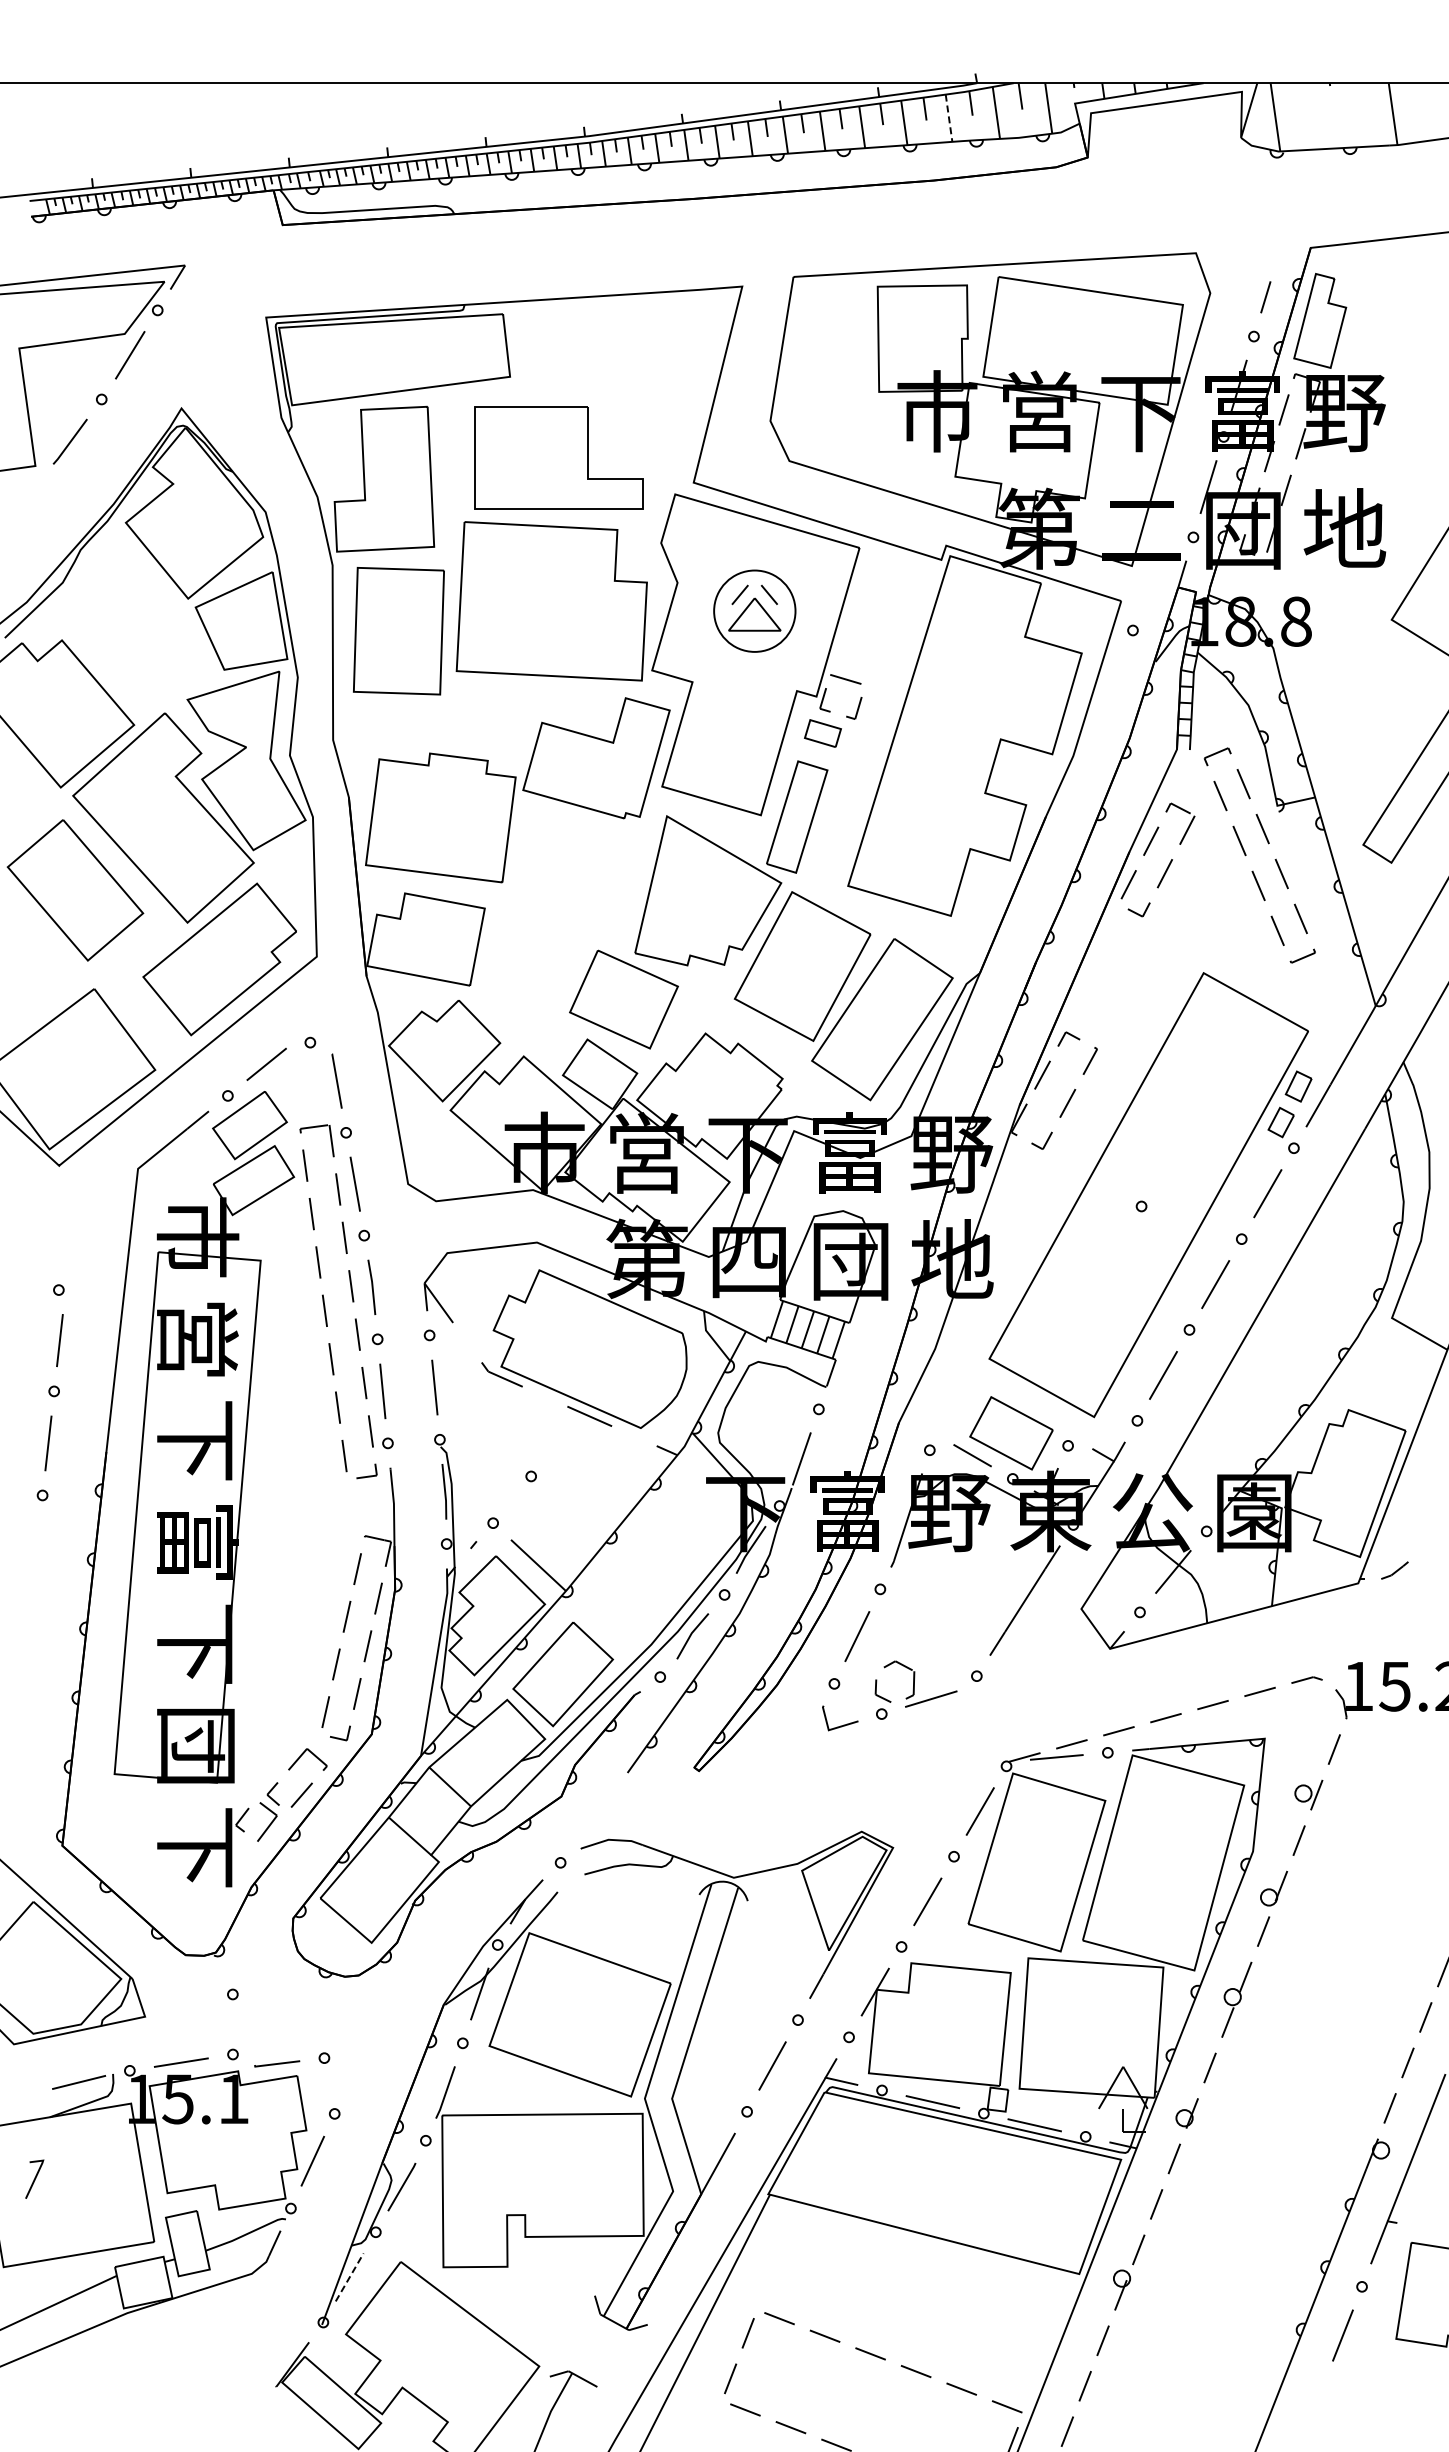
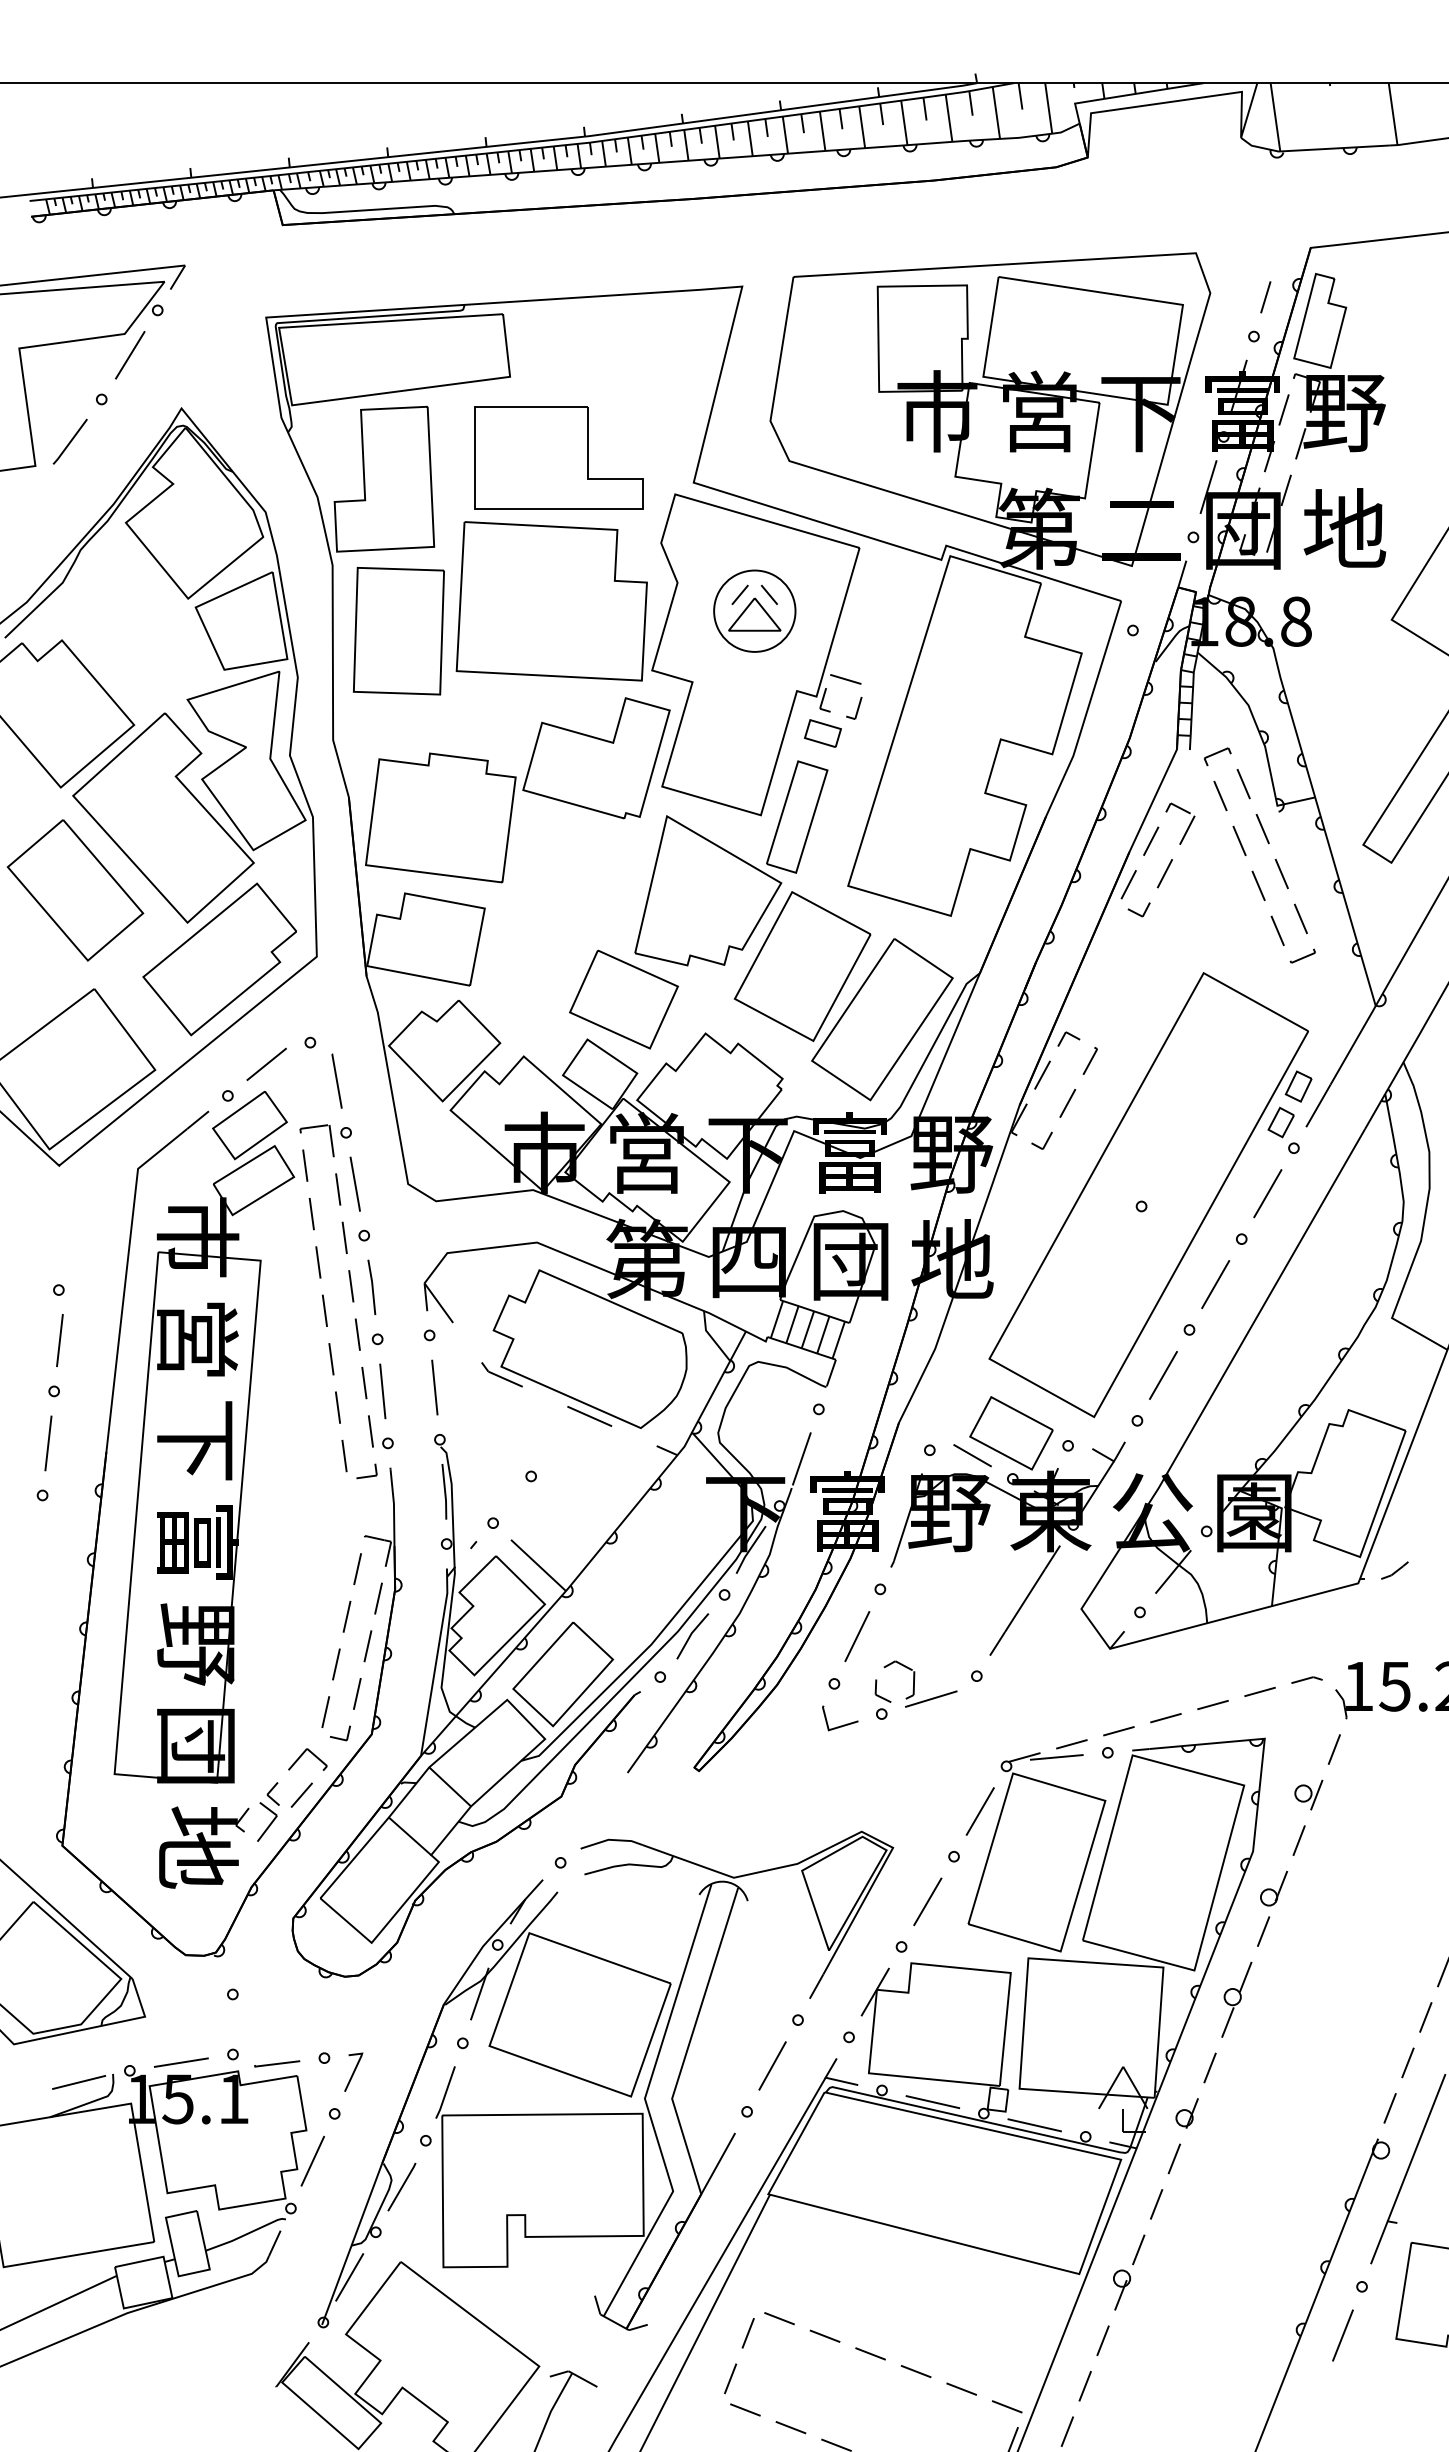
line: dashed -> solid (949, 118)
text: 下 -> 野 (195, 1644)
text: 下 -> 地 (197, 1847)
line position: (34, 2178) -> (353, 2071) (353, 2071)
line: dashed -> solid (349, 2277)
